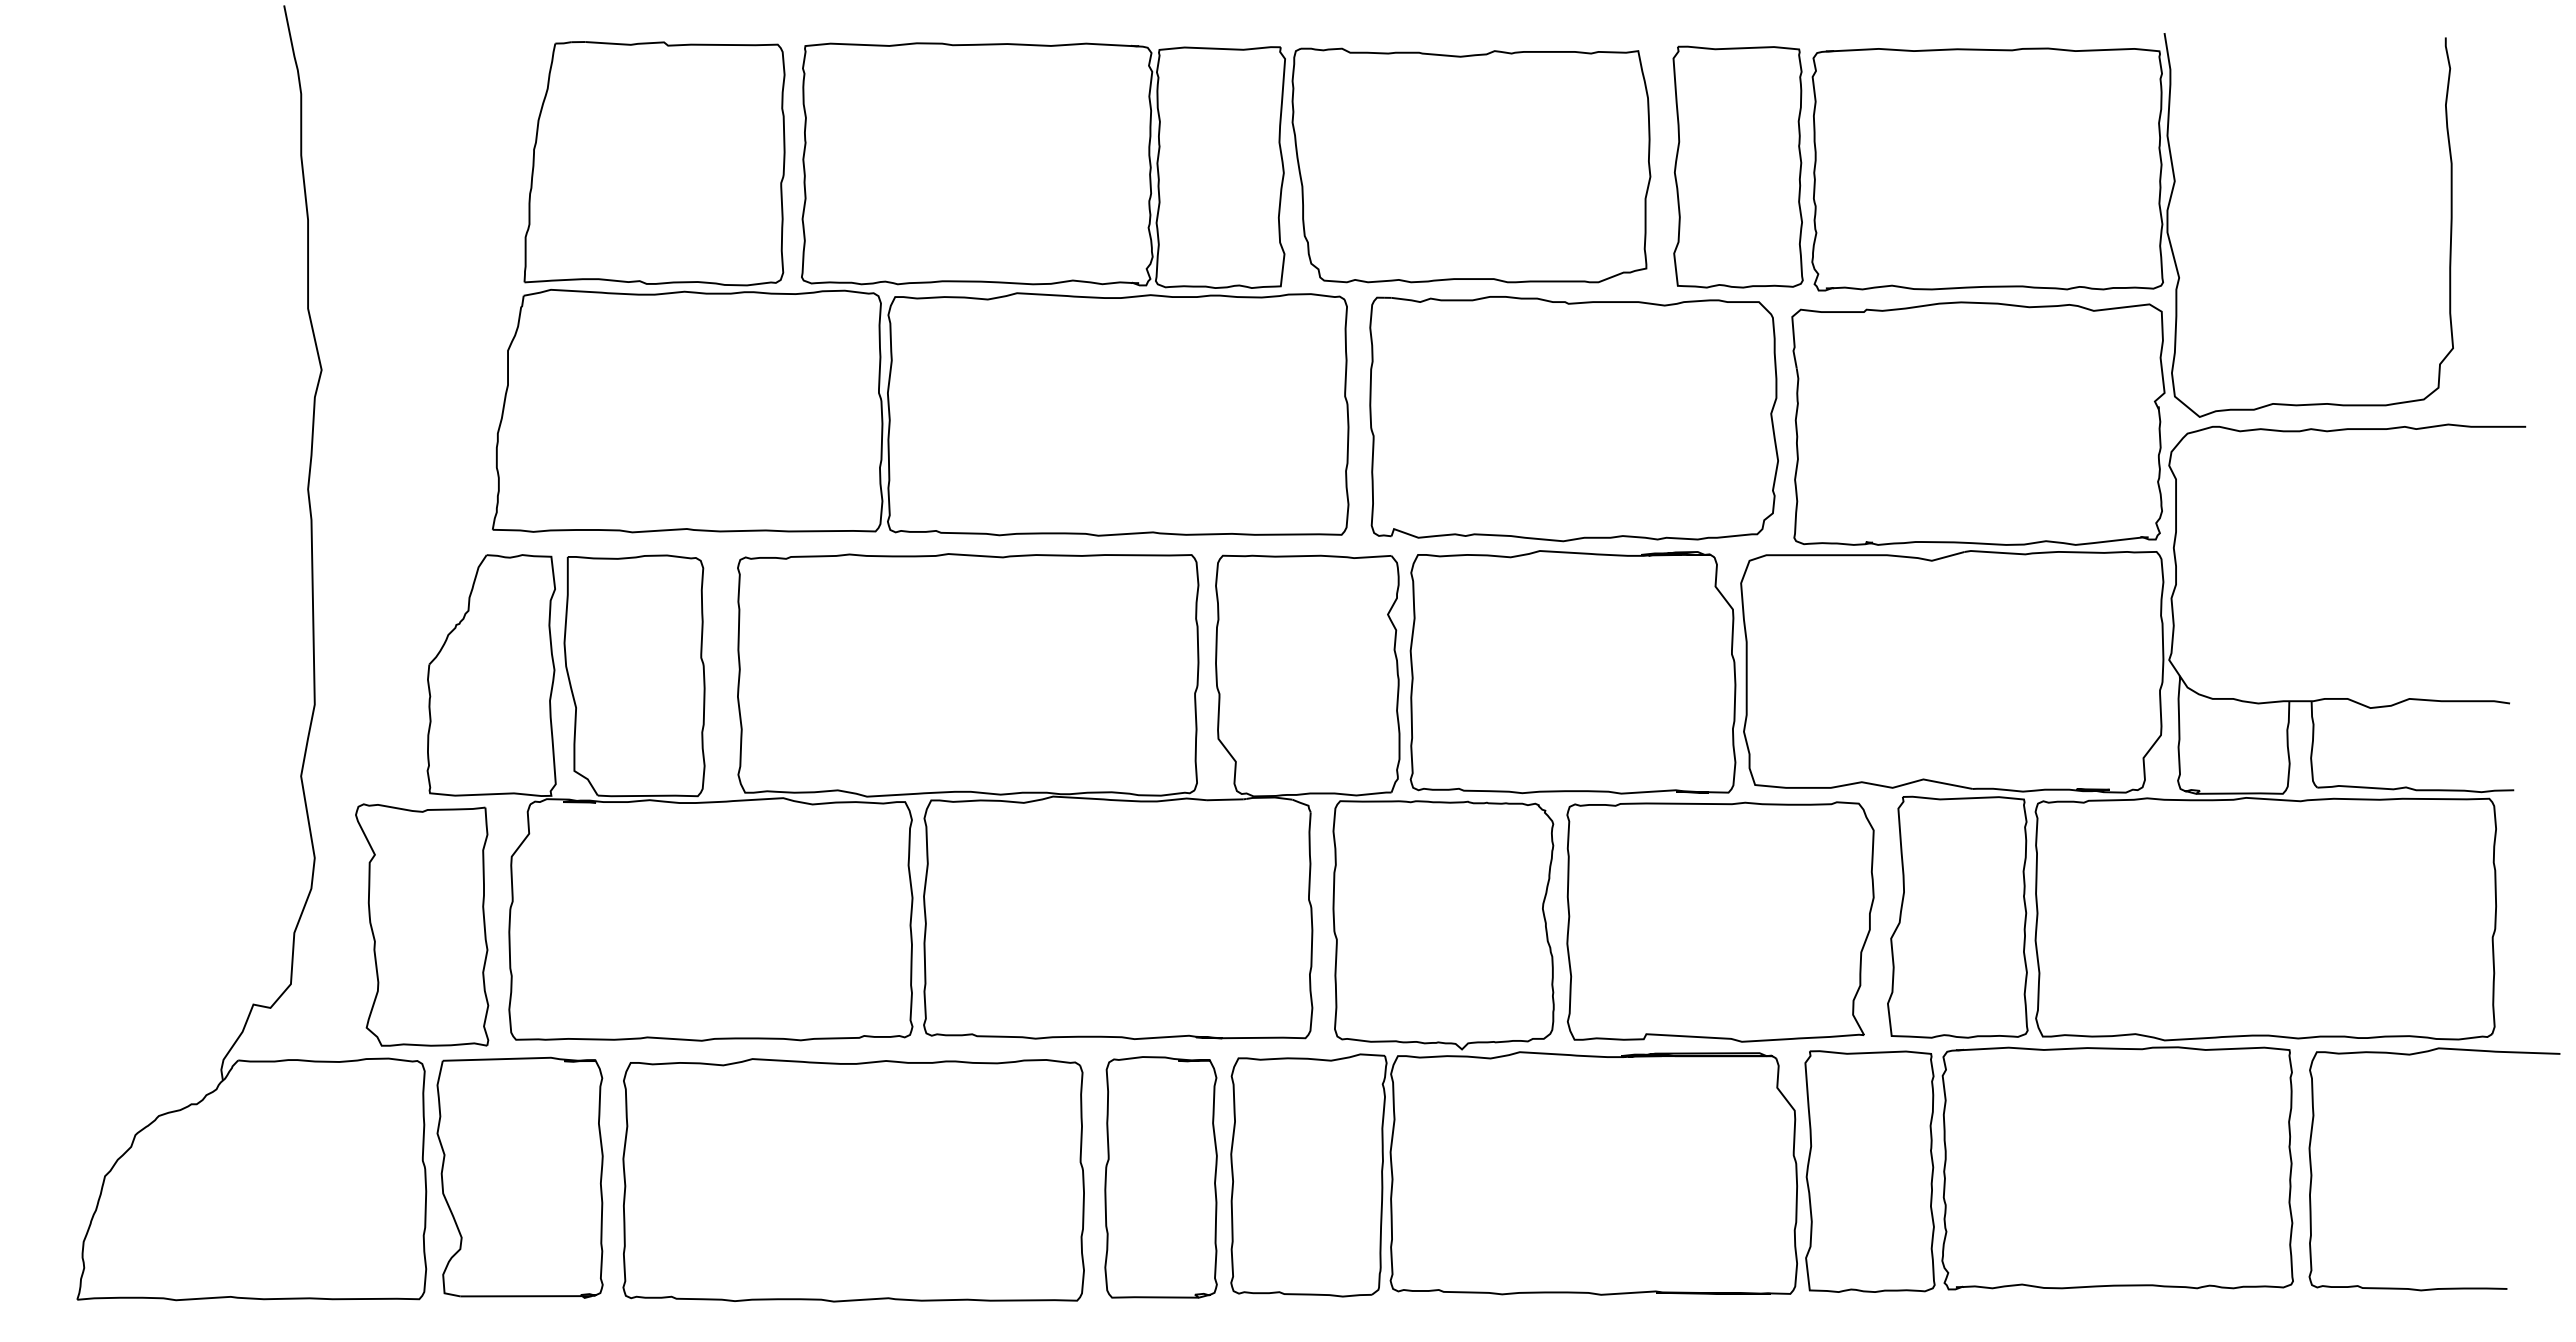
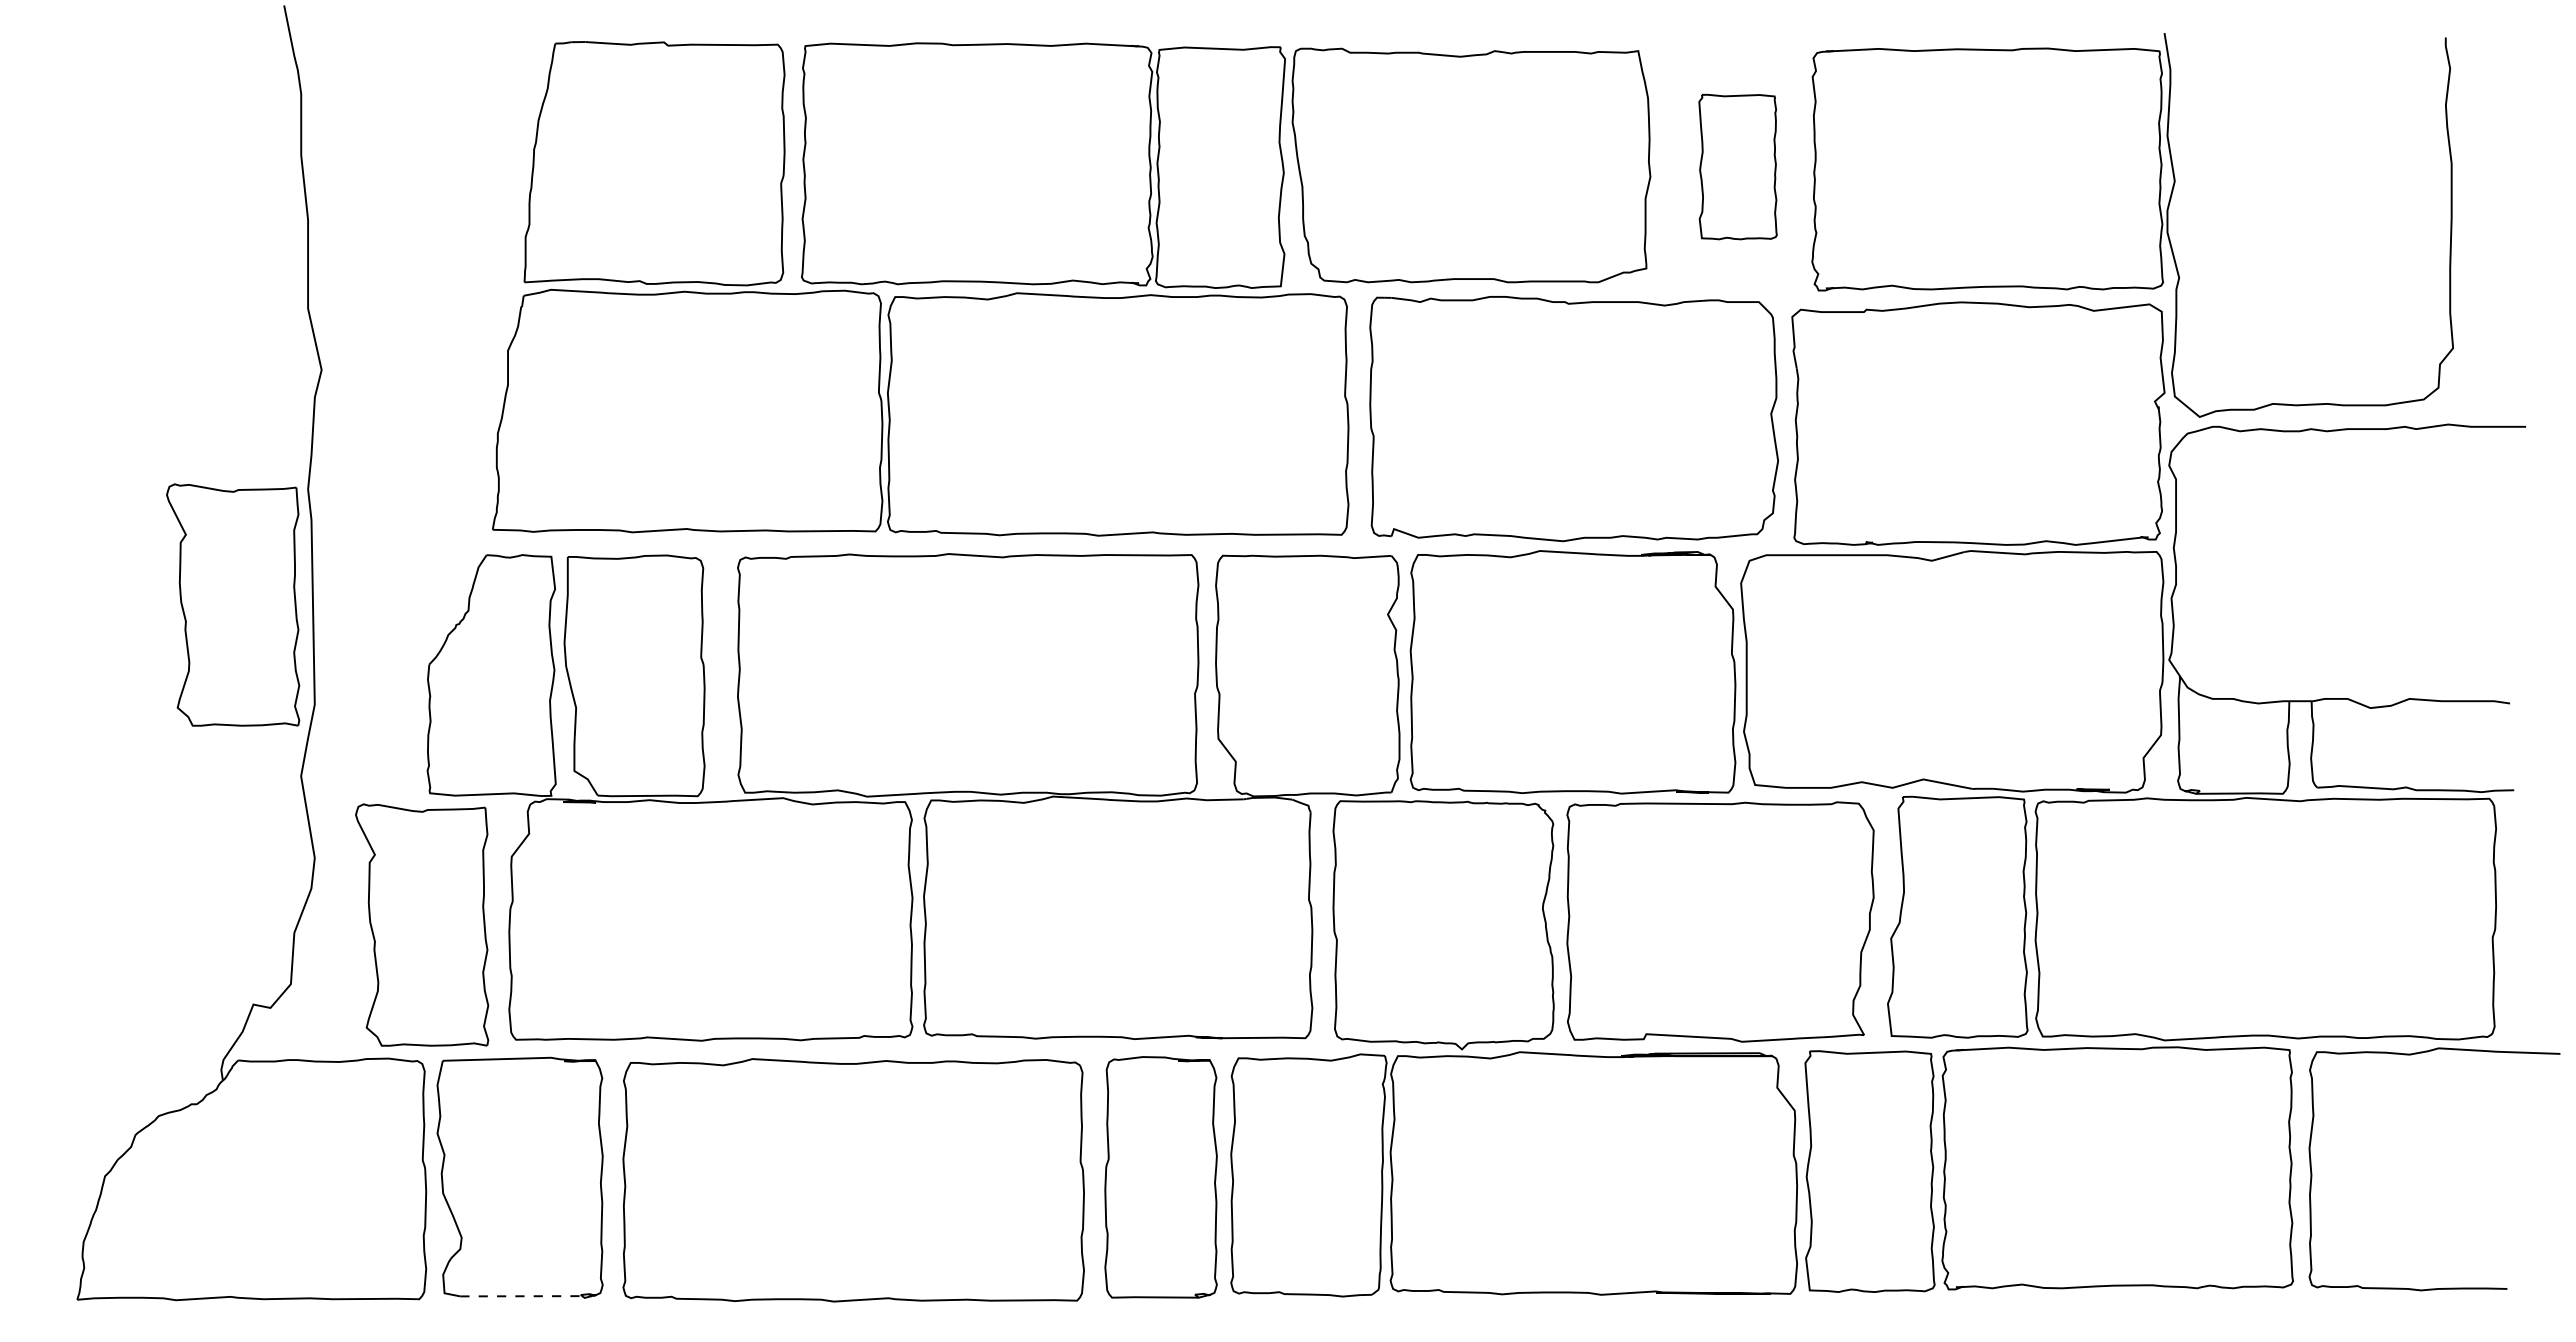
part size: 132x244 px -> 80x148 px (1737, 166)
part: none -> present (233, 604)
line: solid -> dashed (526, 1296)
